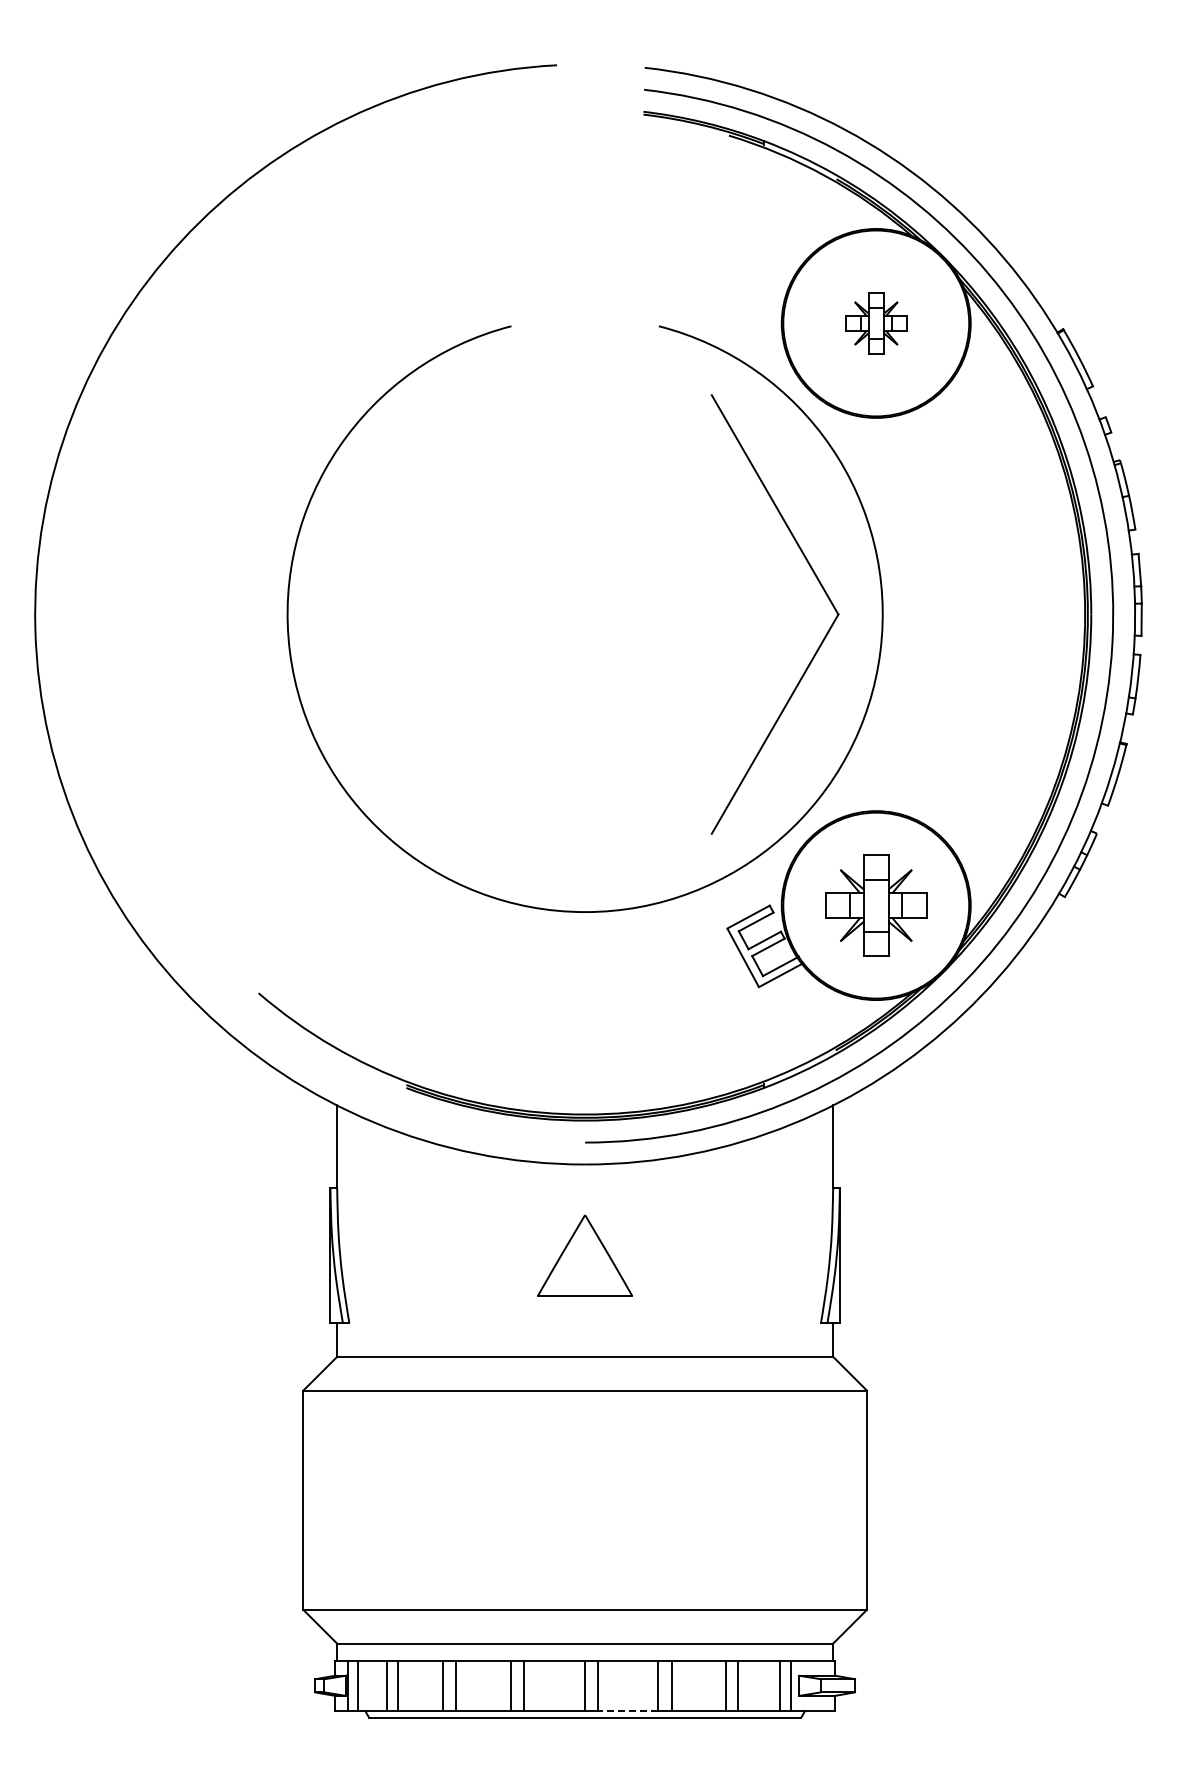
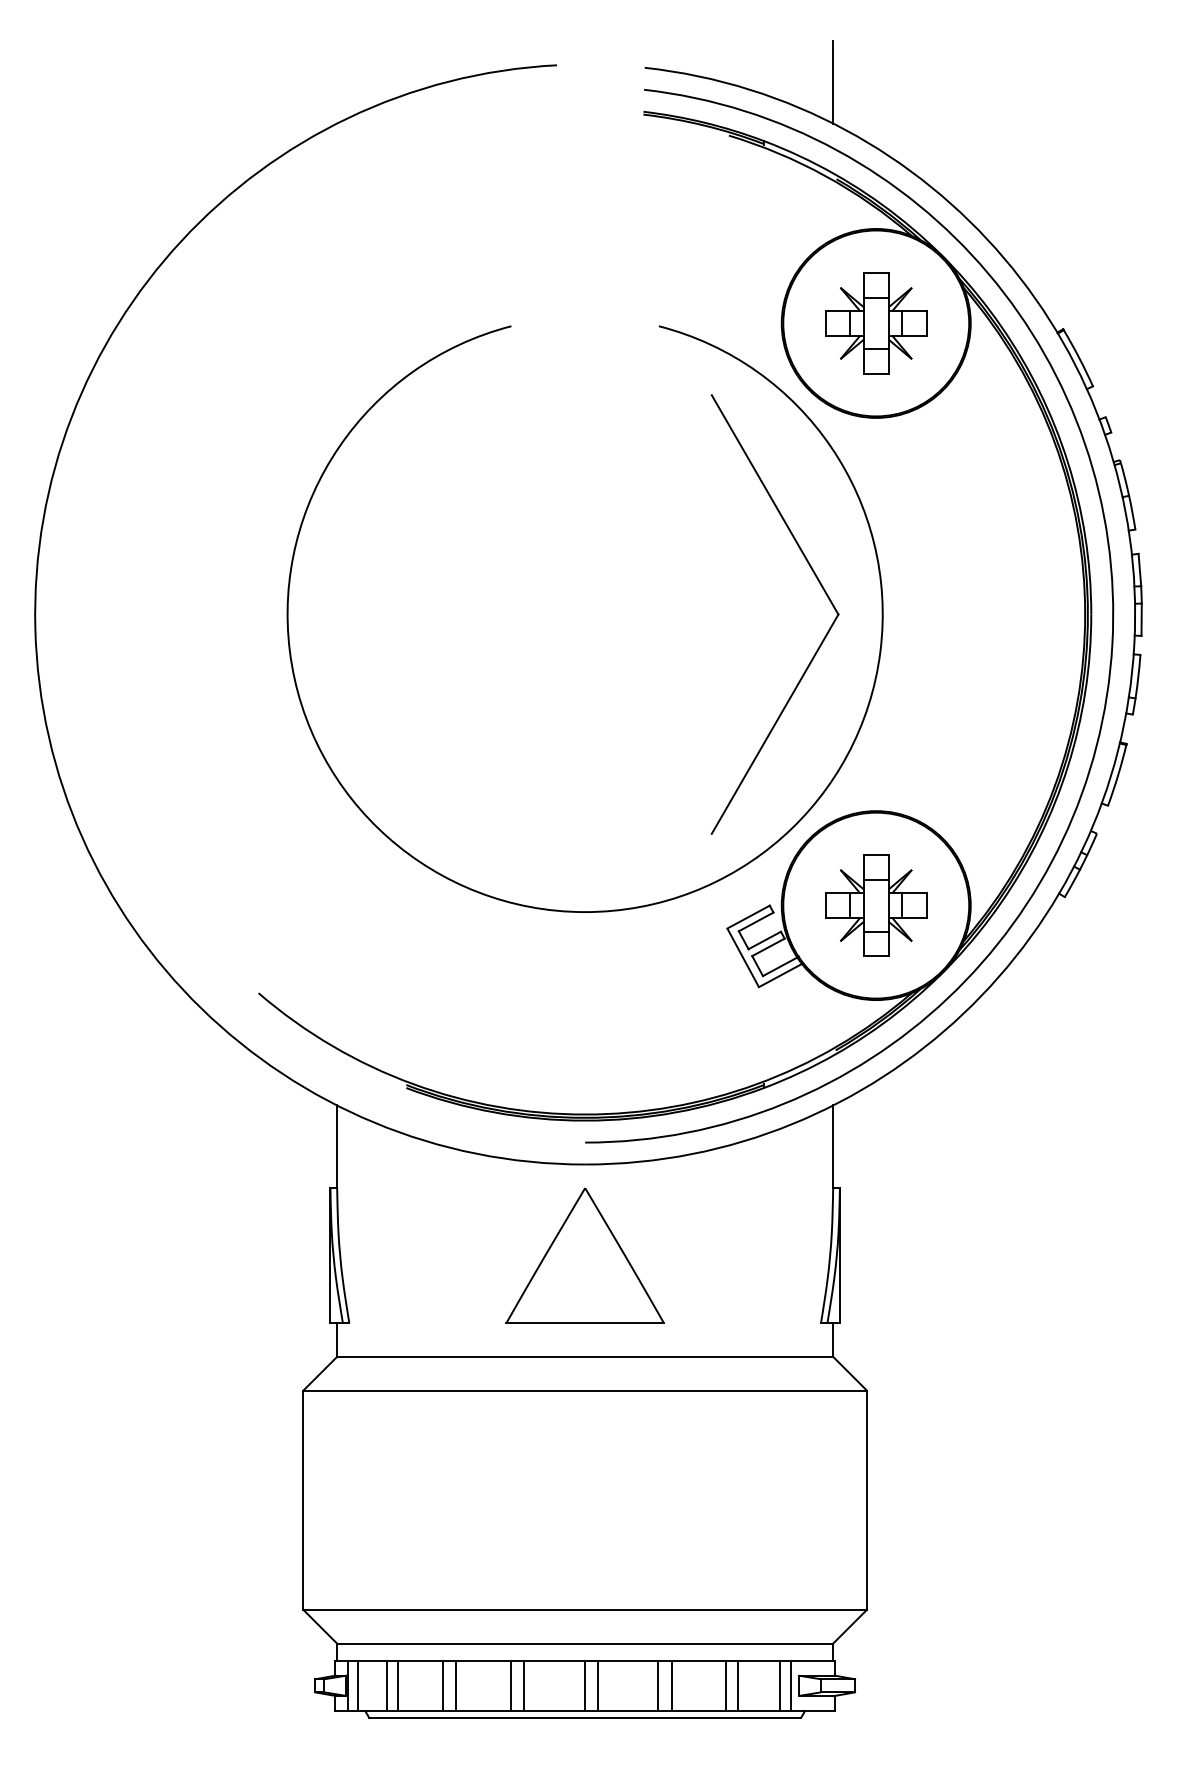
line: none -> present (833, 81)
part size: 63x63 px -> 103x103 px (876, 323)
part size: 96x83 px -> 160x137 px (584, 1255)
line: dashed -> solid (627, 1711)
